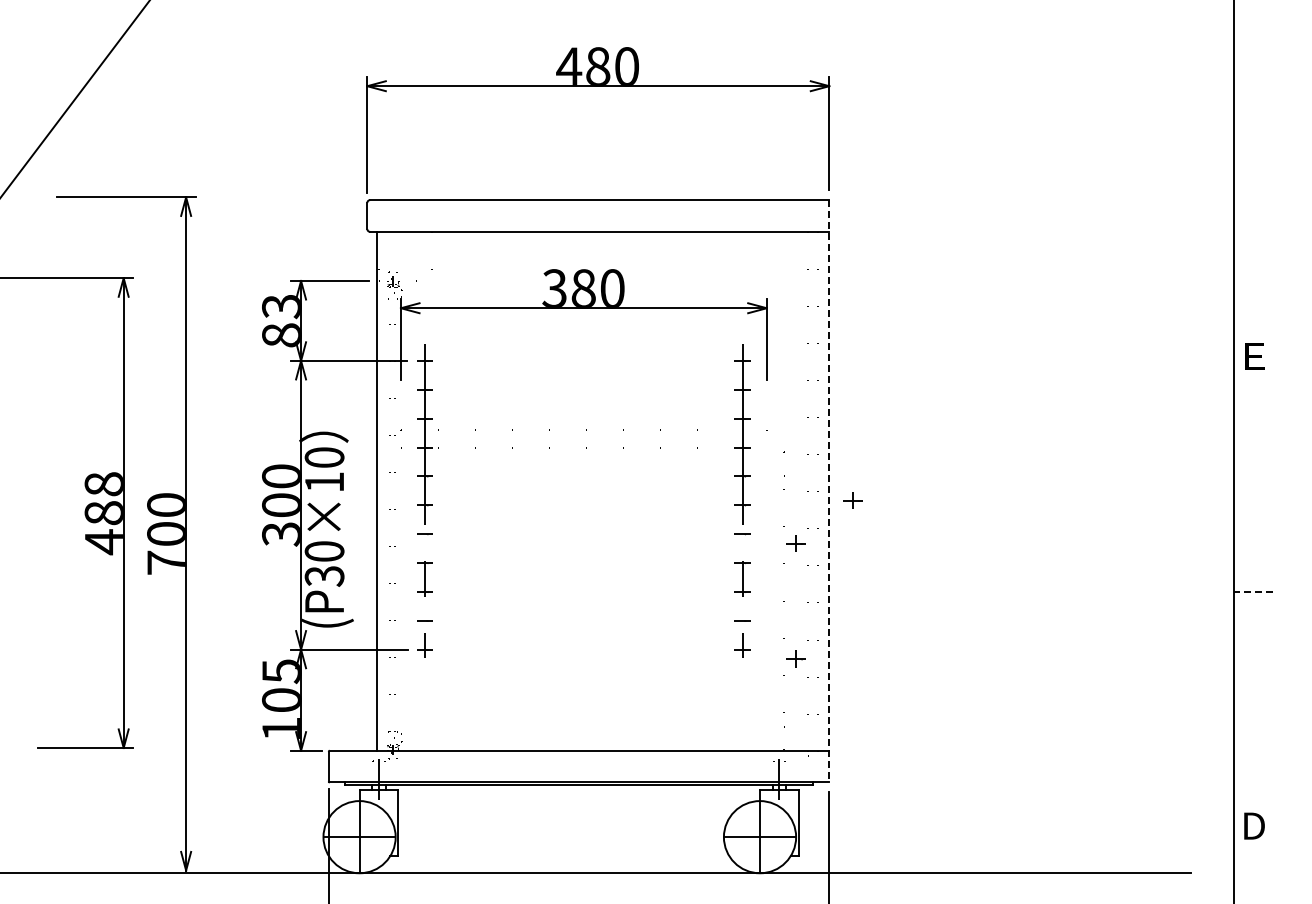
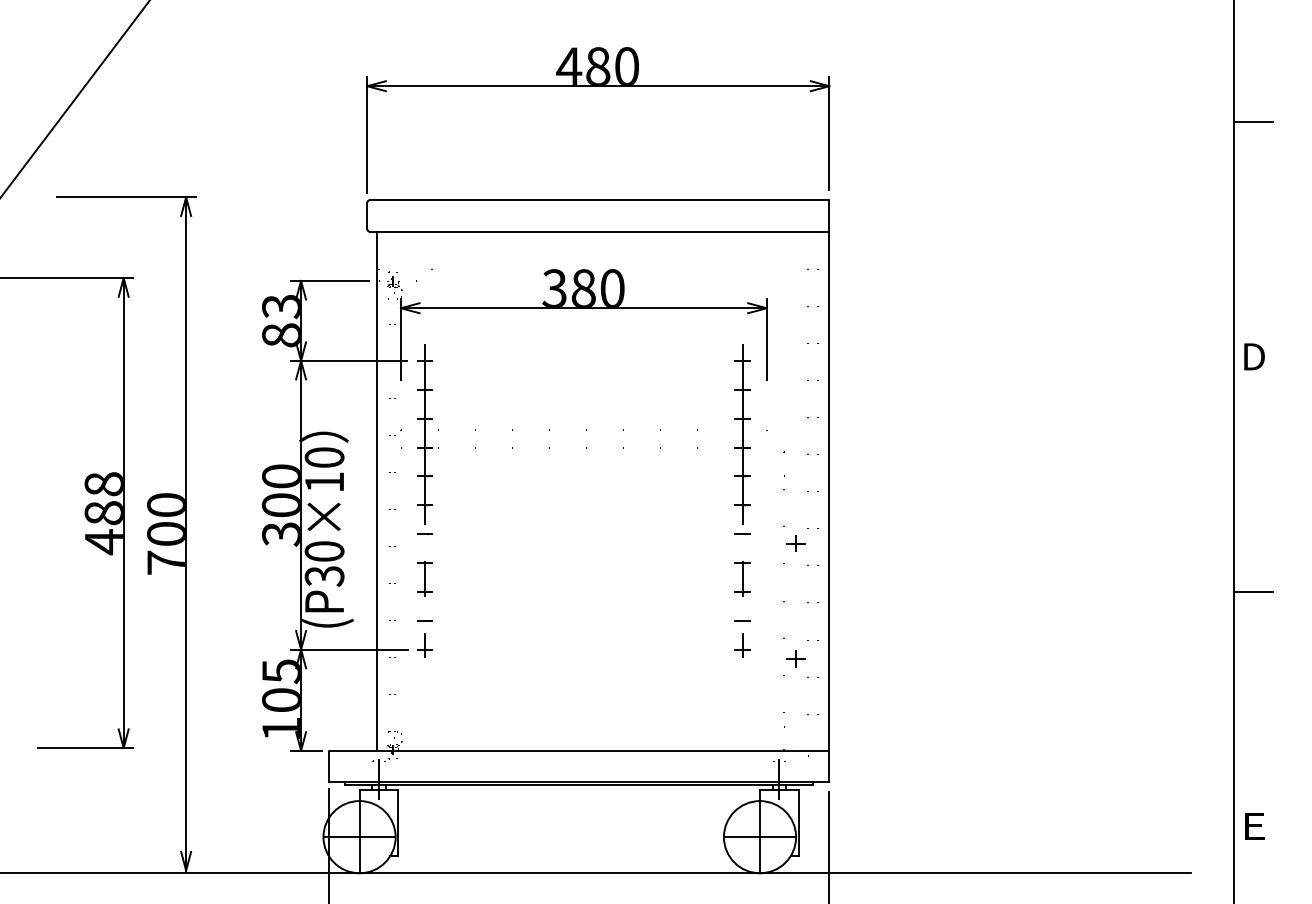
line: none -> present (1253, 122)
text: E -> D (1254, 356)
line: dashed -> solid (829, 491)
part: present -> none (852, 500)
line: dashed -> solid (1252, 591)
text: D -> E (1254, 825)
